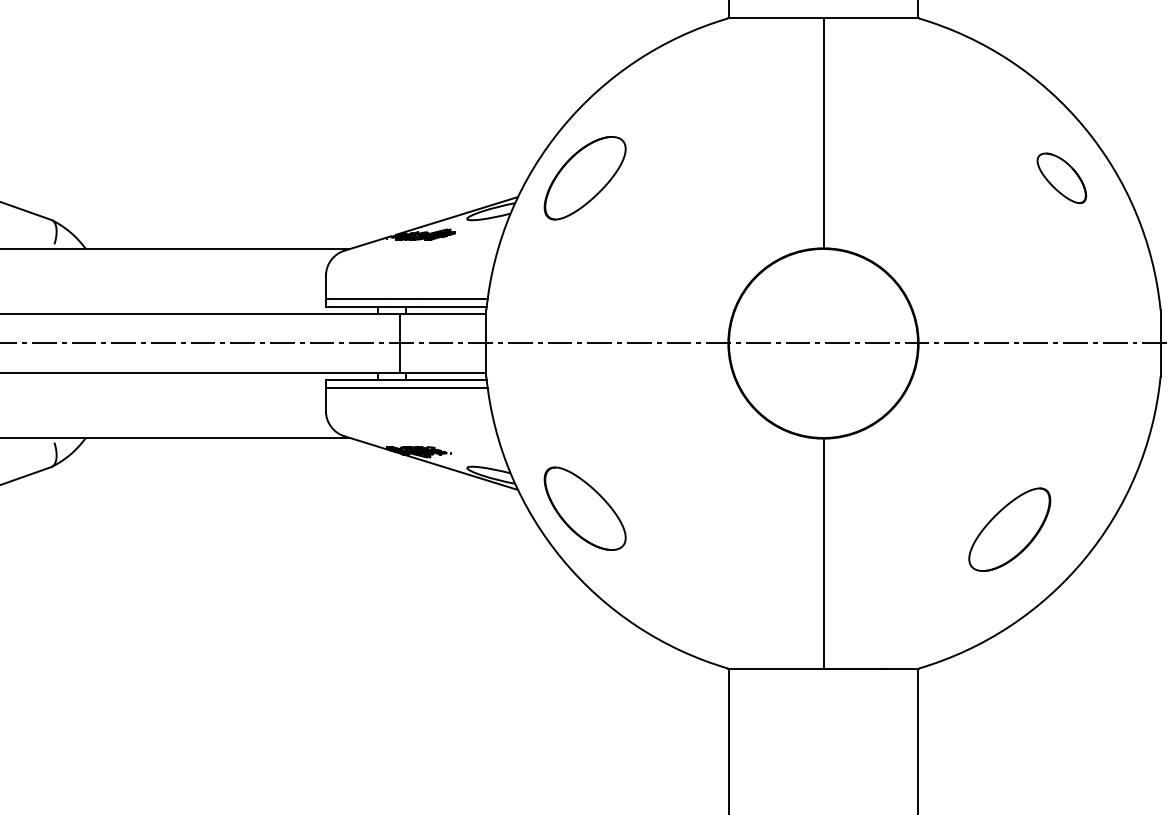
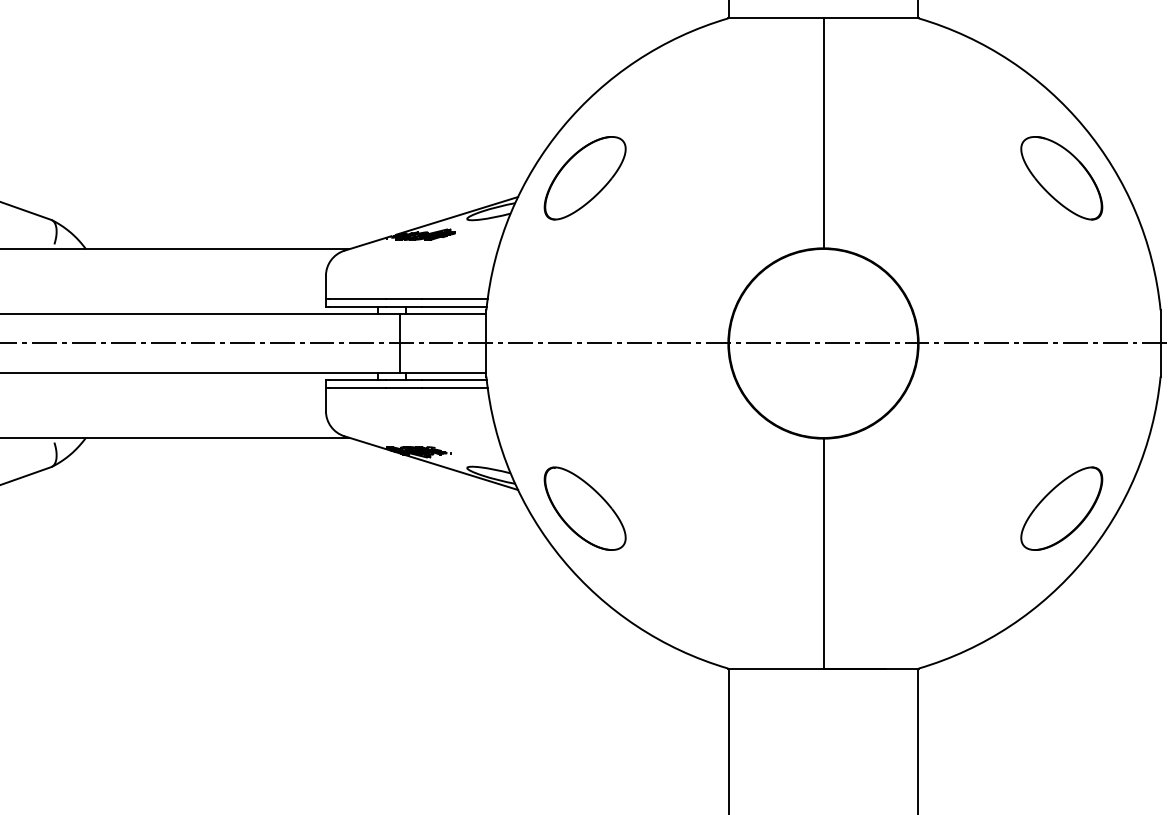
part size: 52x53 px -> 84x85 px (1061, 178)
part position: (1009, 529) -> (1061, 508) (1061, 508)
